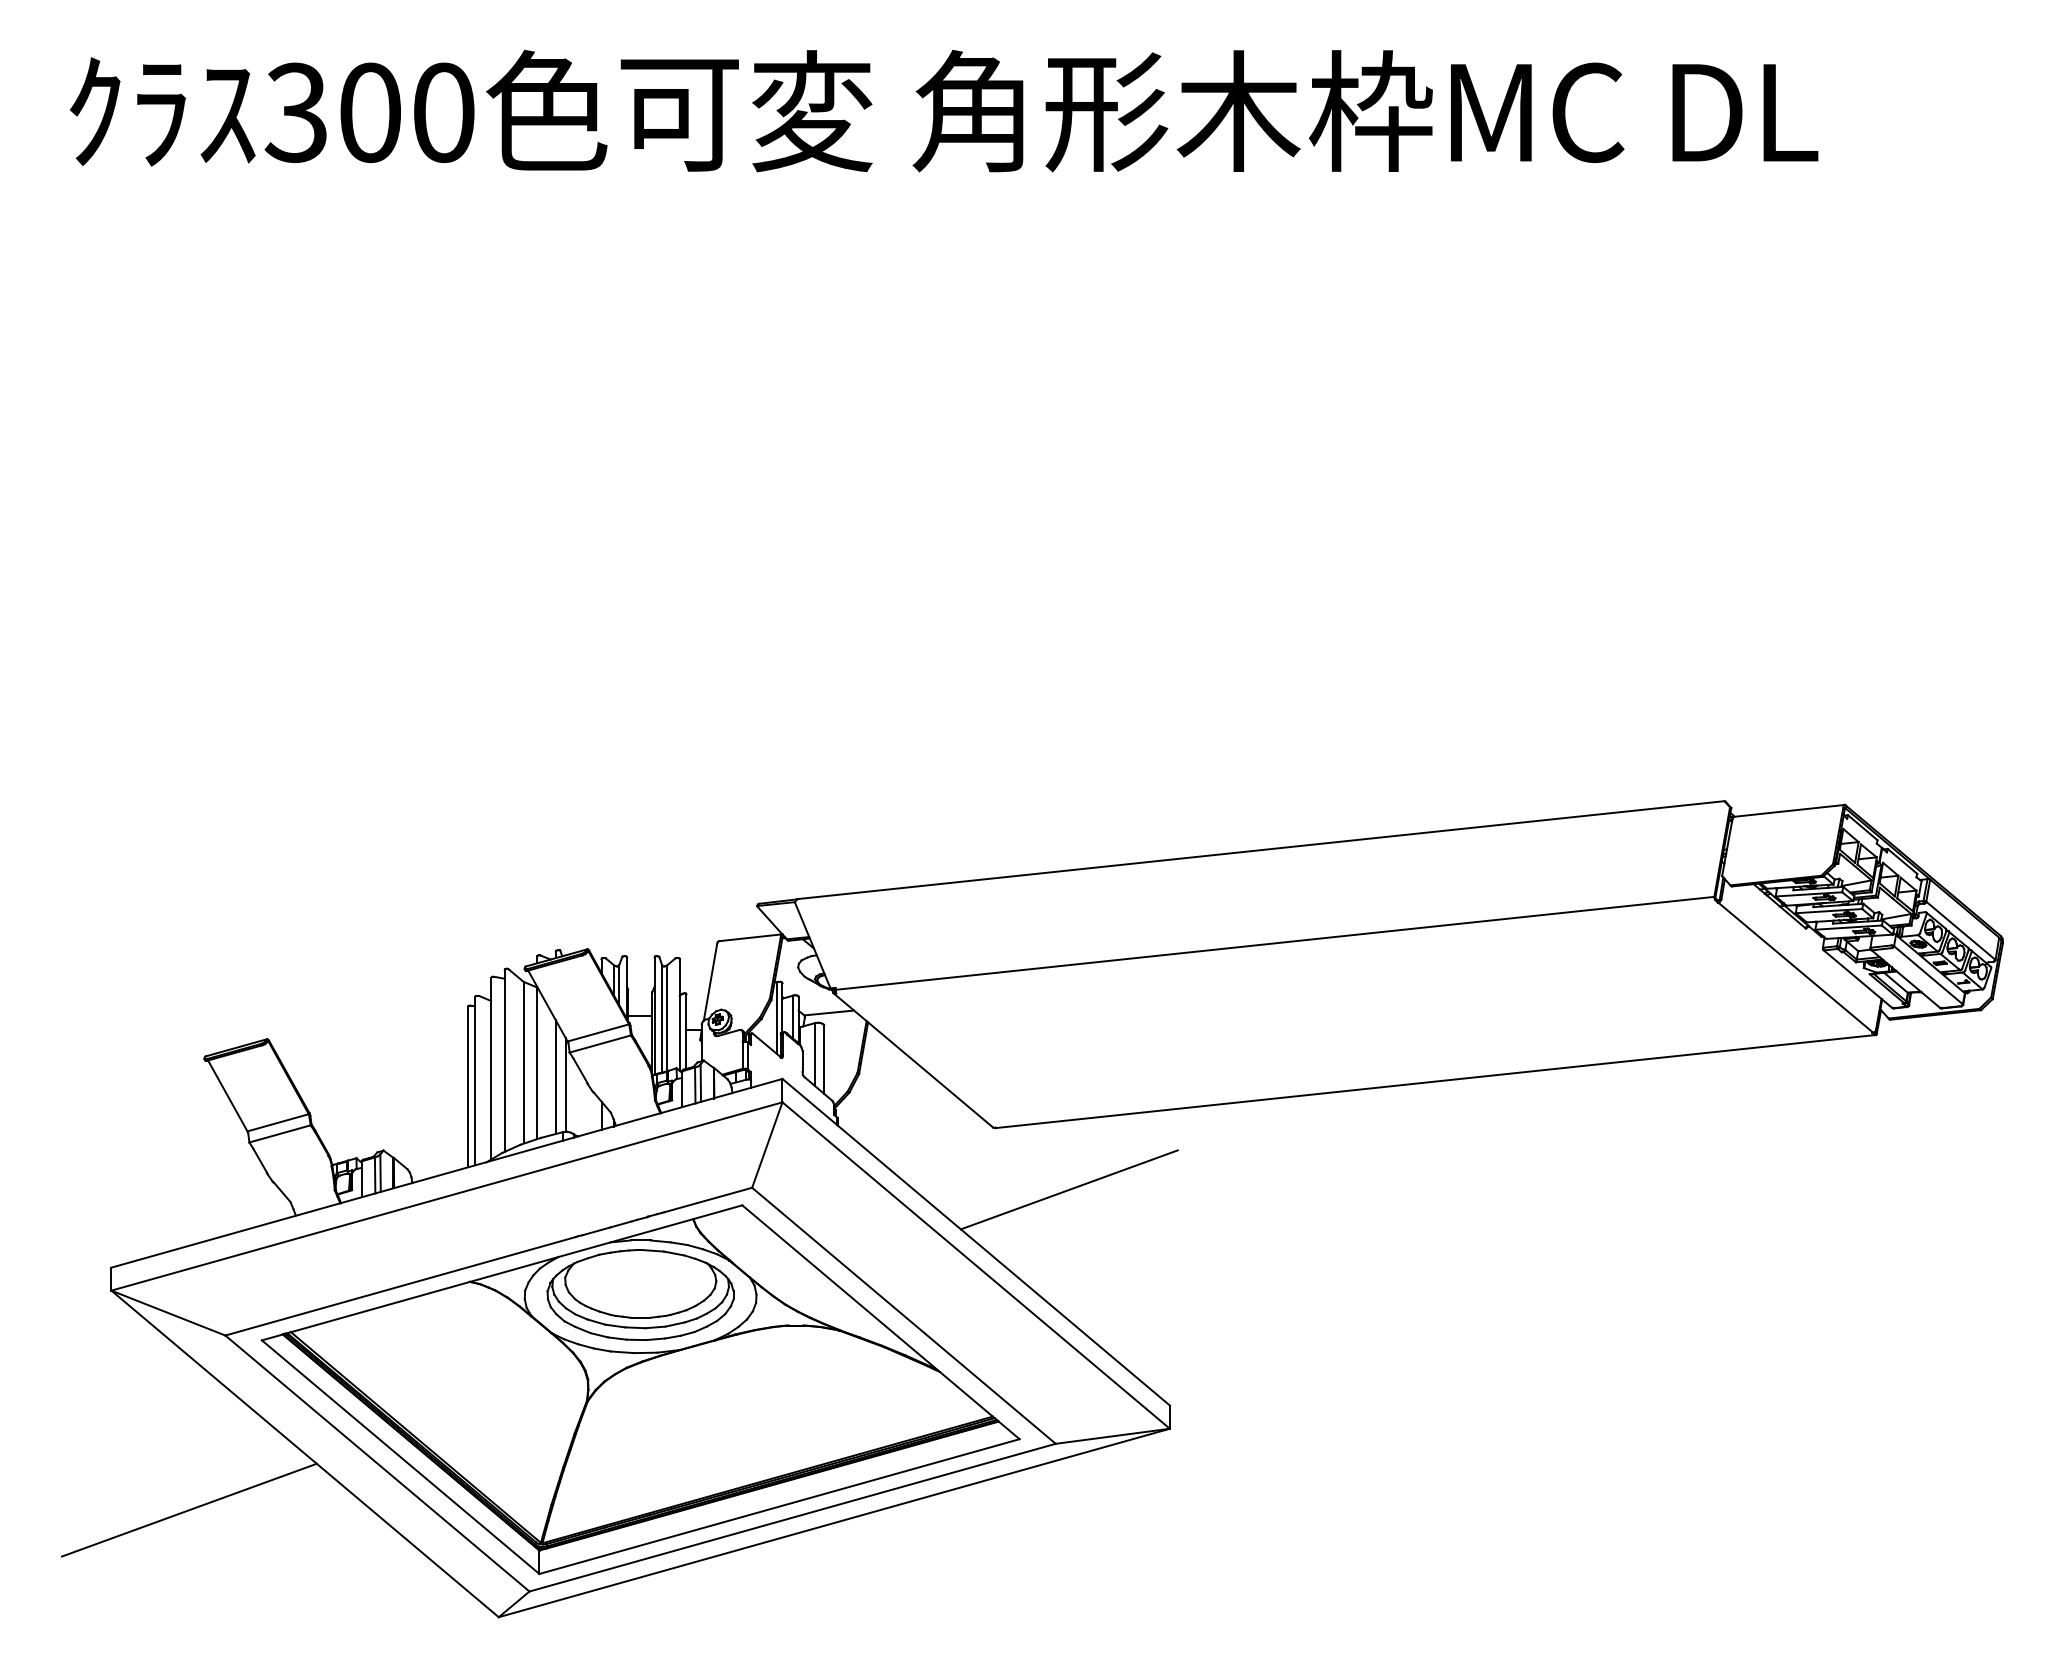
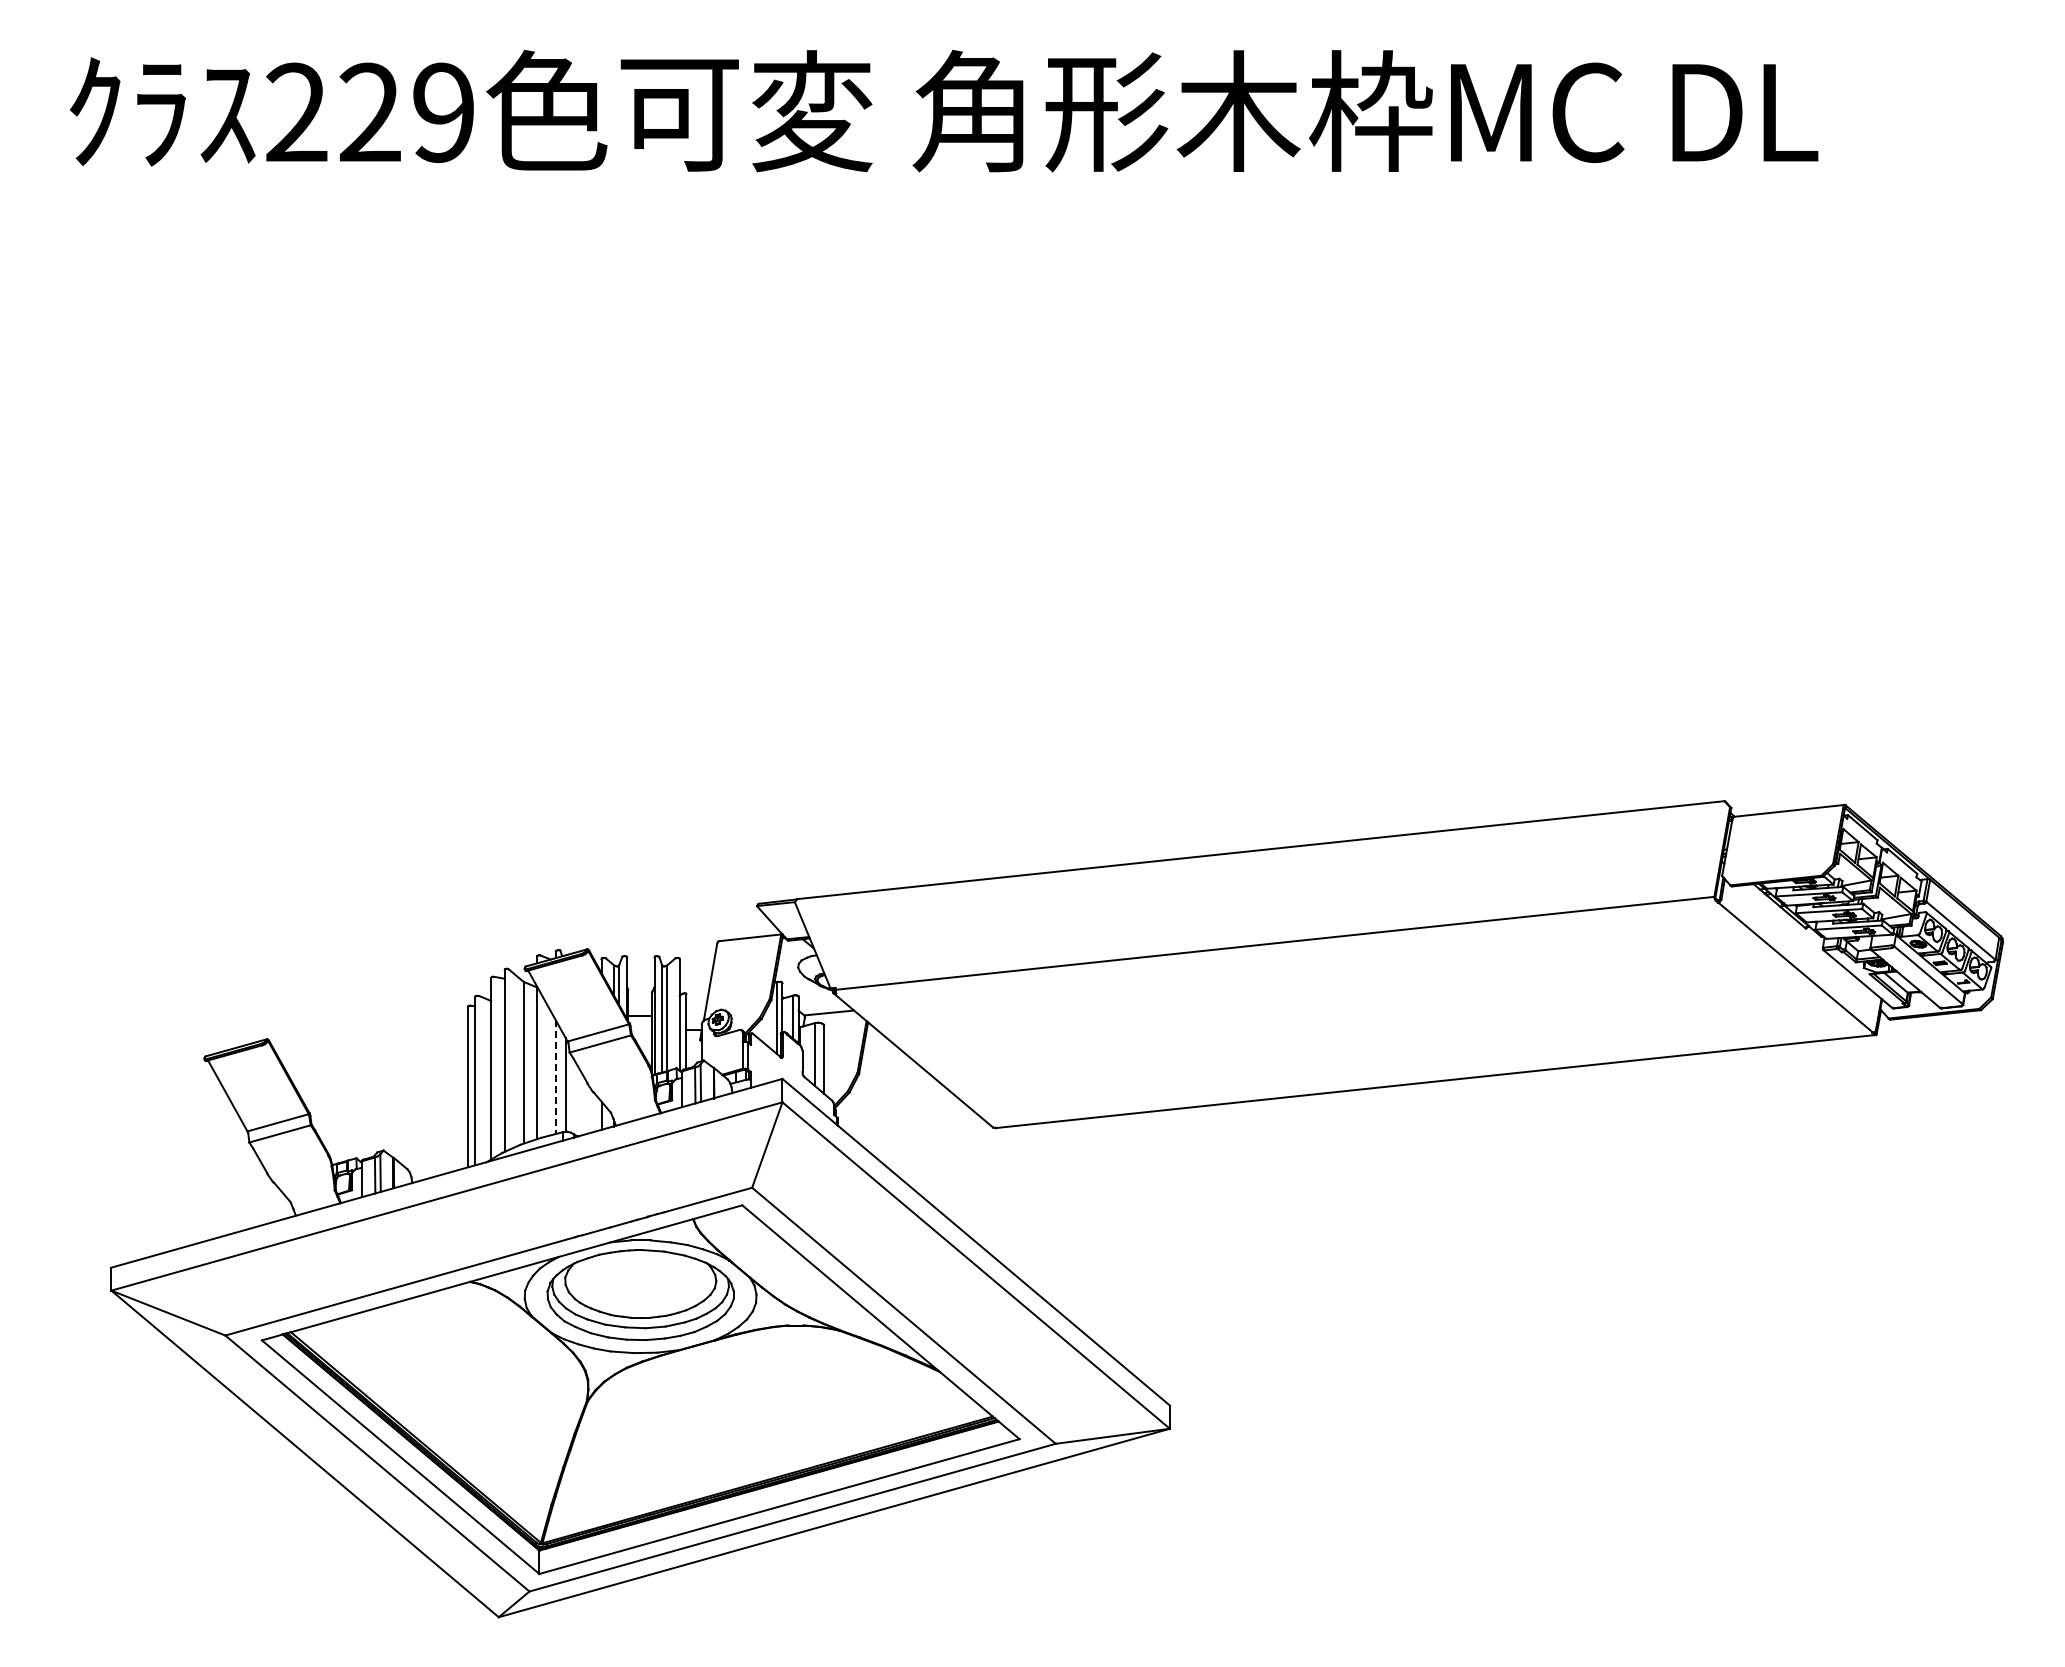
text: 300 -> 229 (369, 112)
line: solid -> dashed (555, 1076)
line: present -> none (1068, 1189)
line: present -> none (188, 1509)
